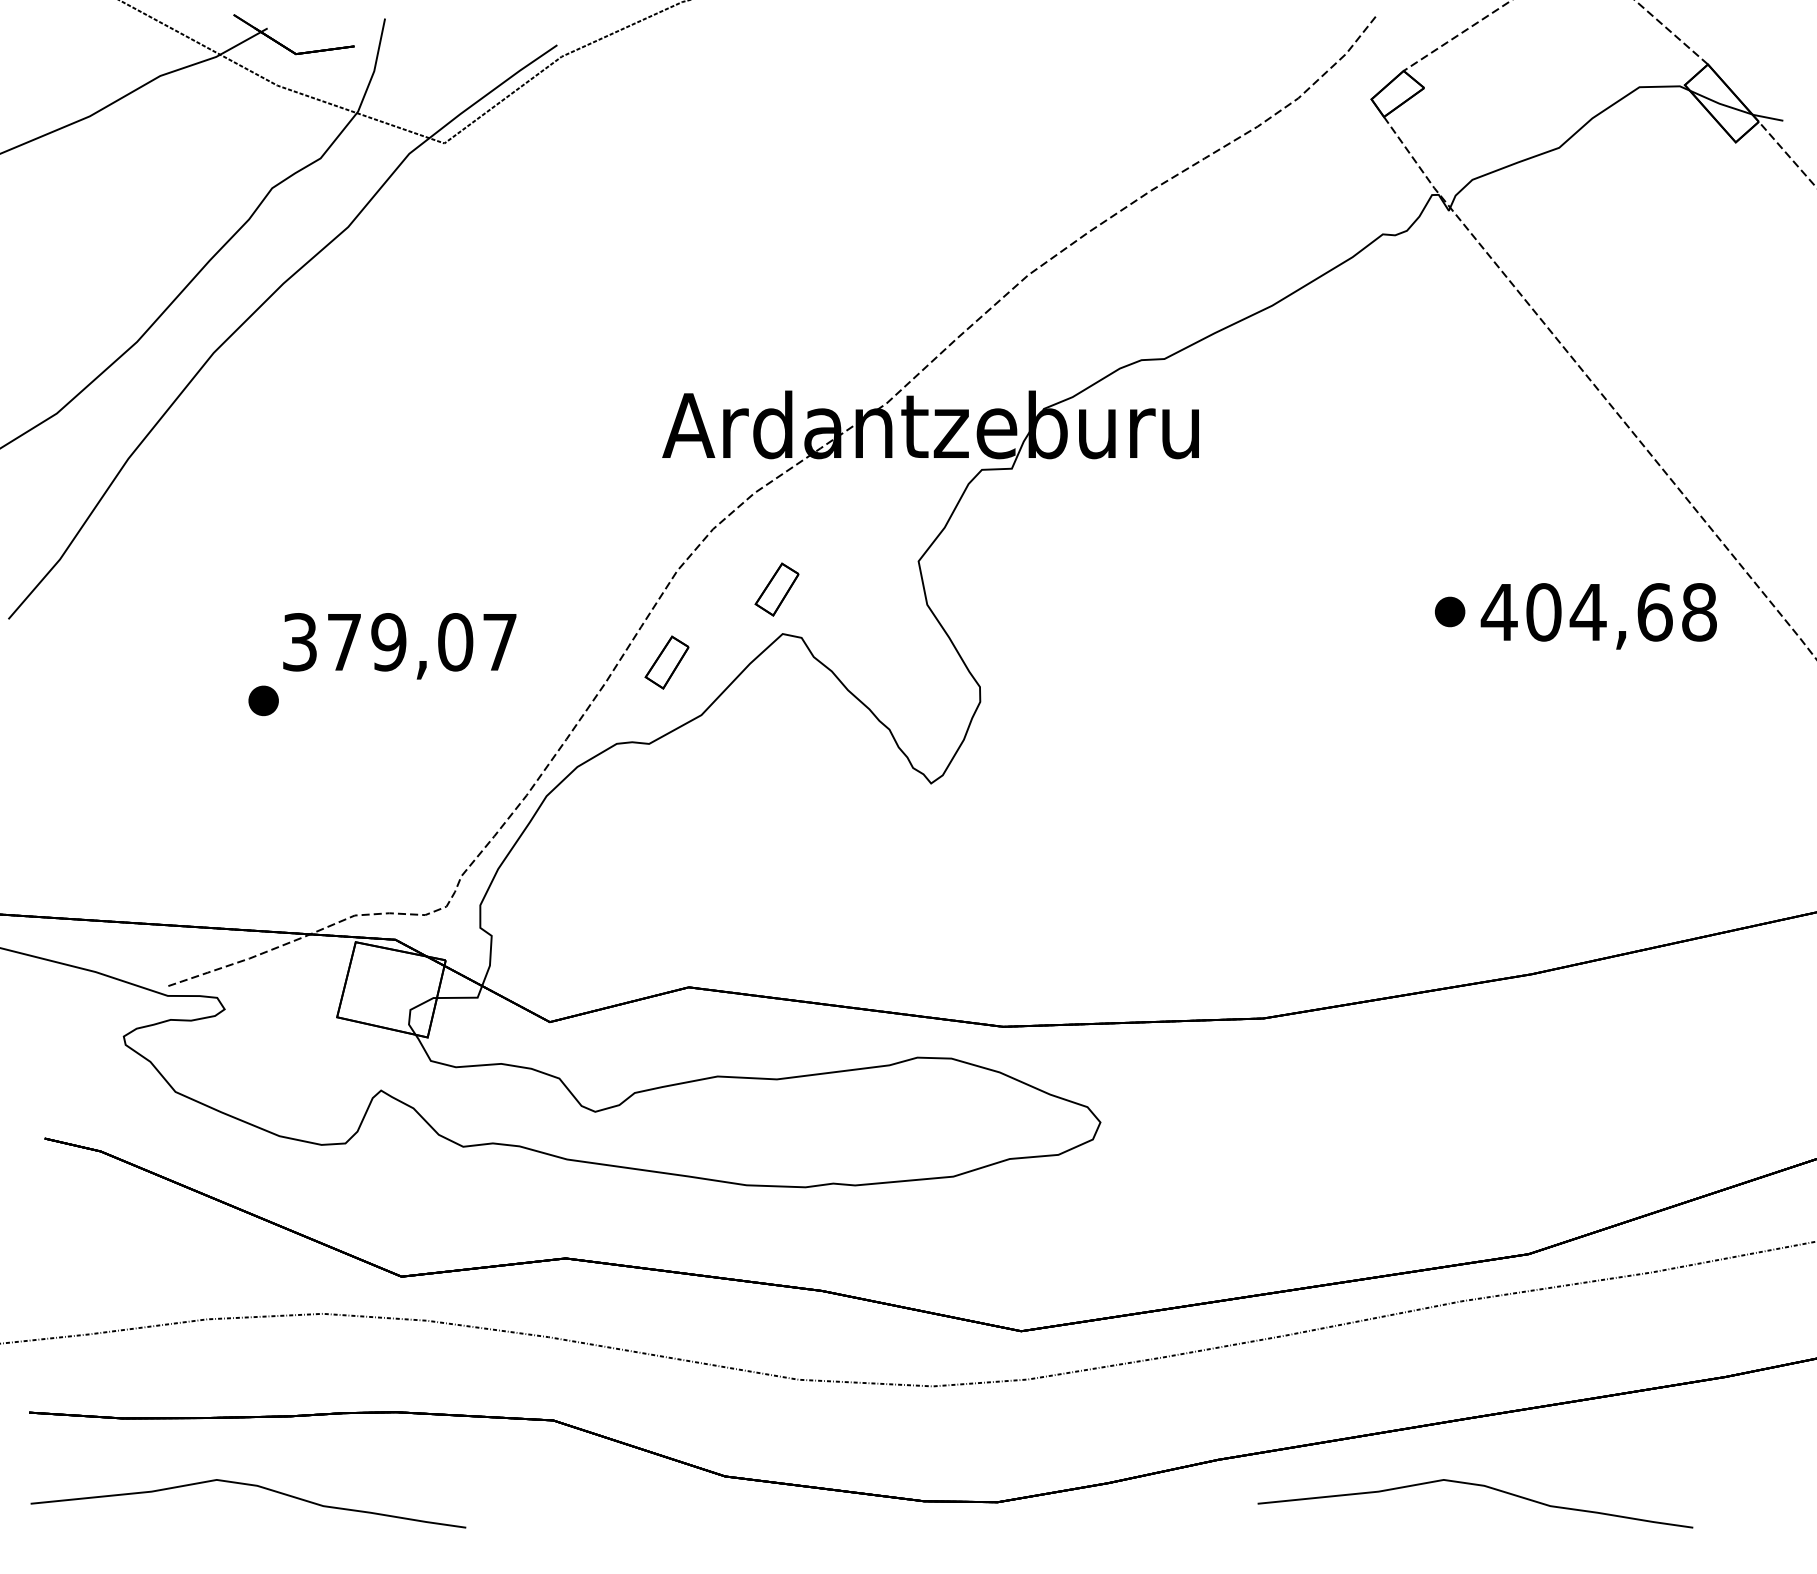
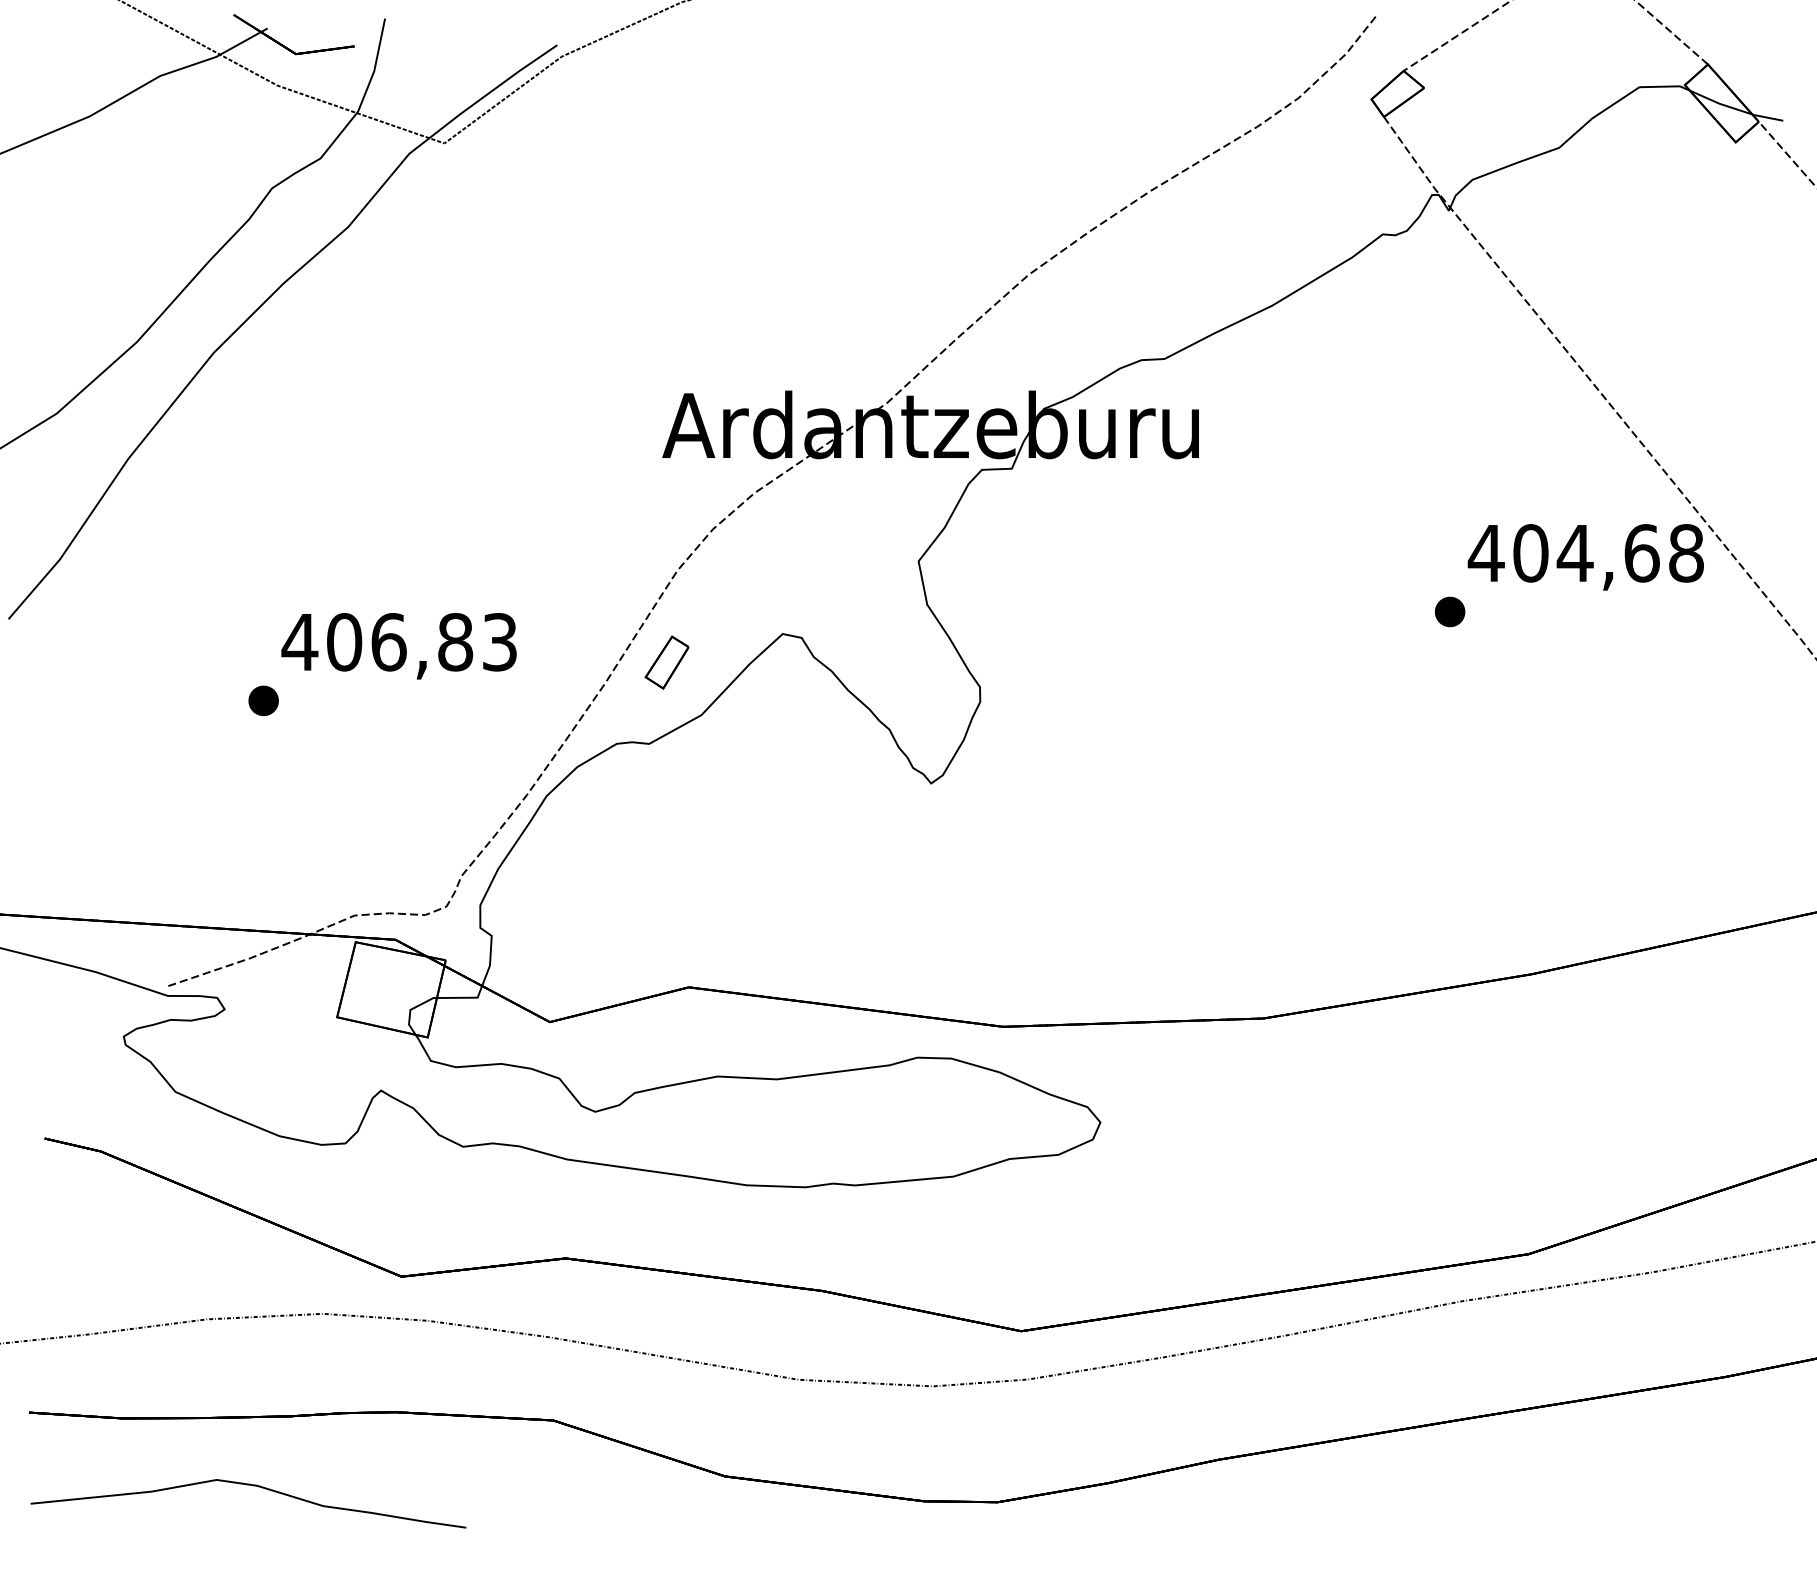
part: present -> none (776, 589)
text position: (1598, 616) -> (1585, 557) (1585, 557)
text: 379,07 -> 406,83 (398, 642)
curve: present -> none (1480, 1486)
